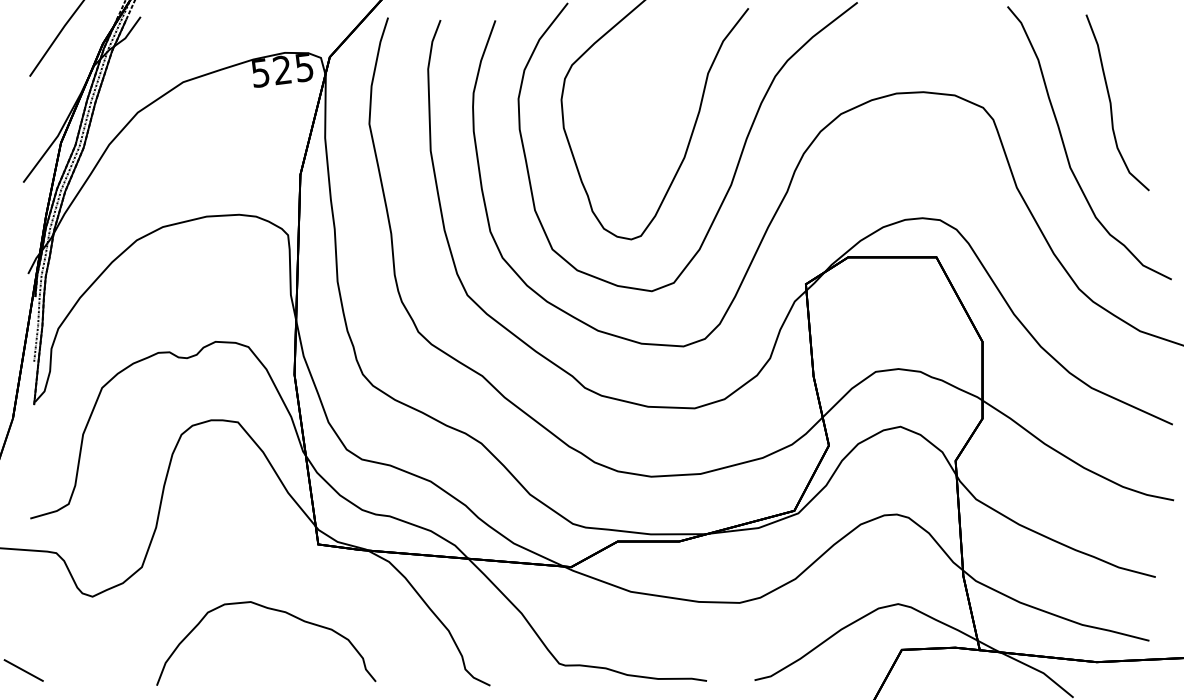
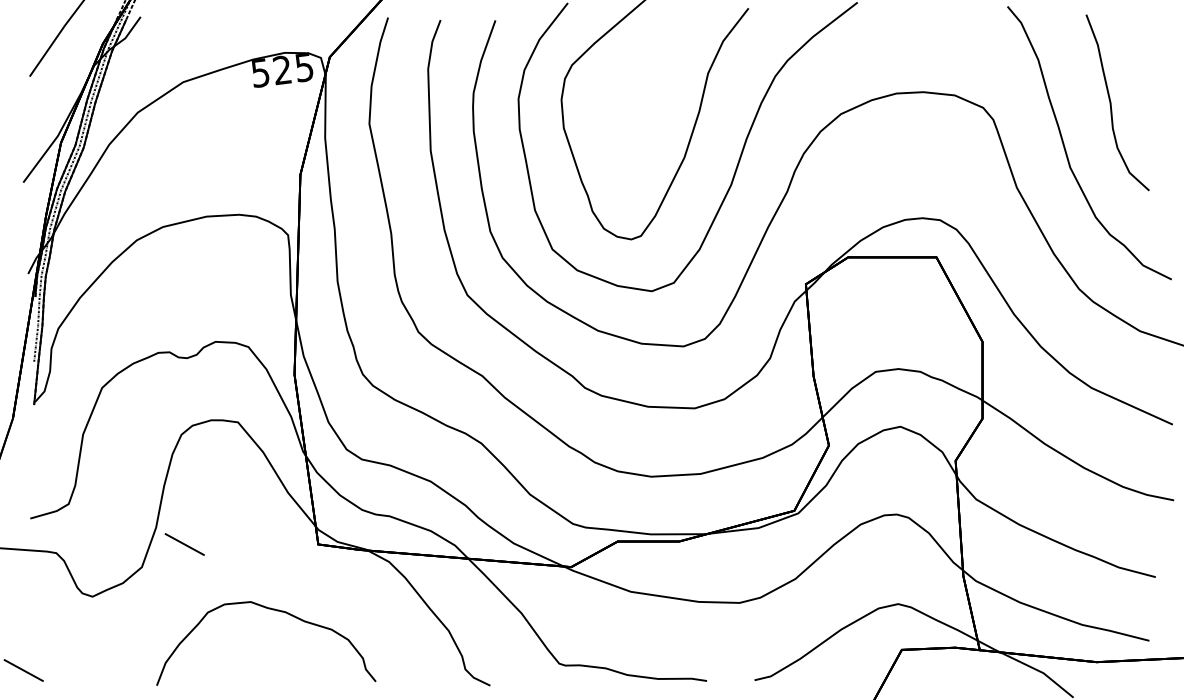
line: none -> present (184, 544)
